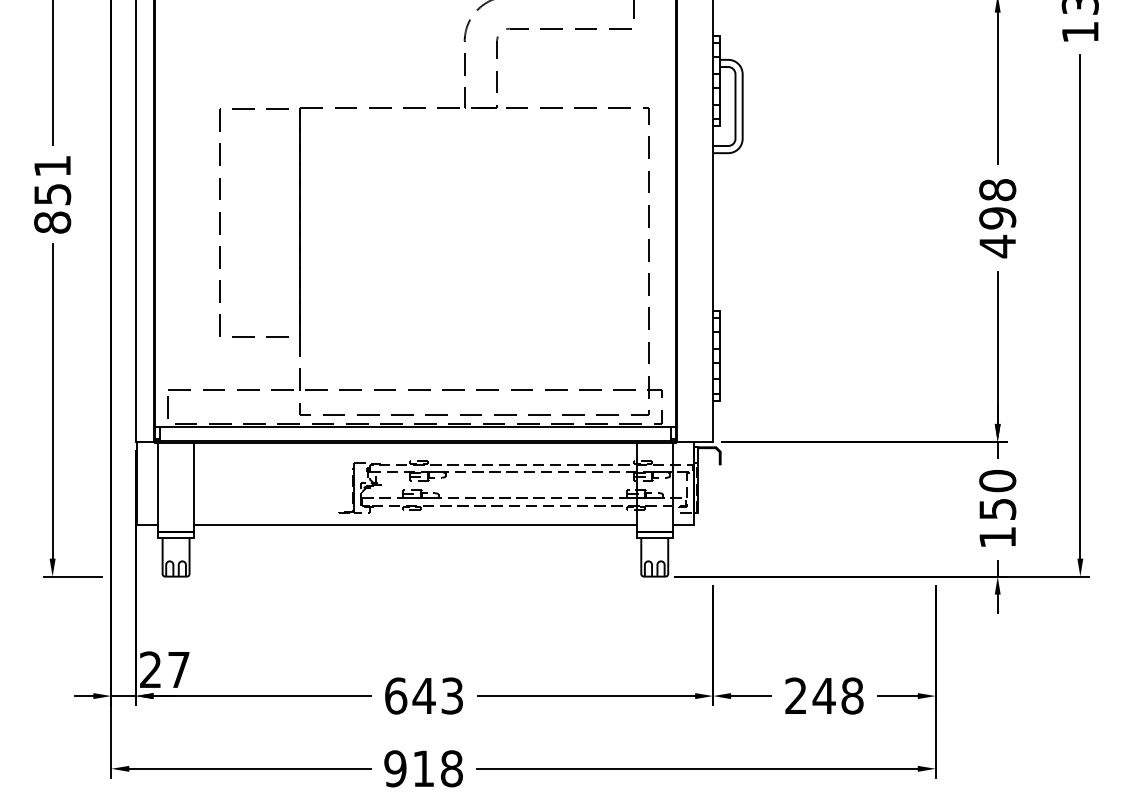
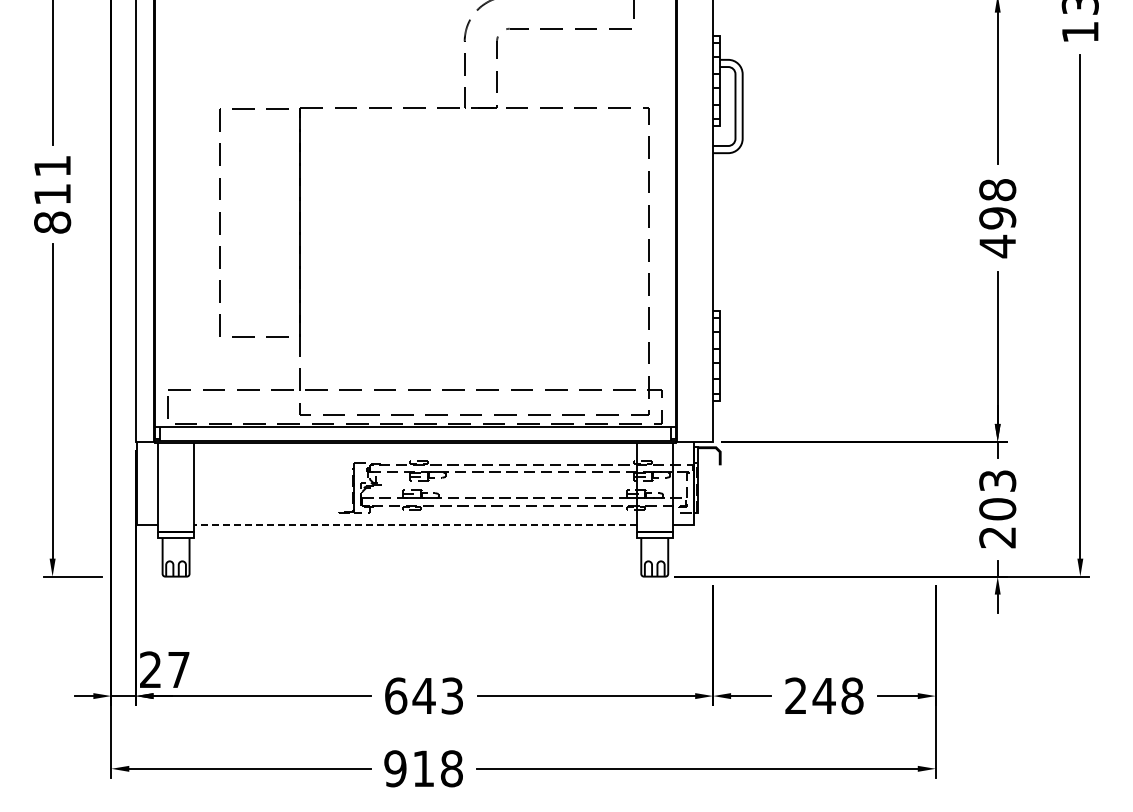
text: 851 -> 811 (52, 194)
text: 150 -> 203 (997, 509)
line: solid -> dashed (414, 525)
